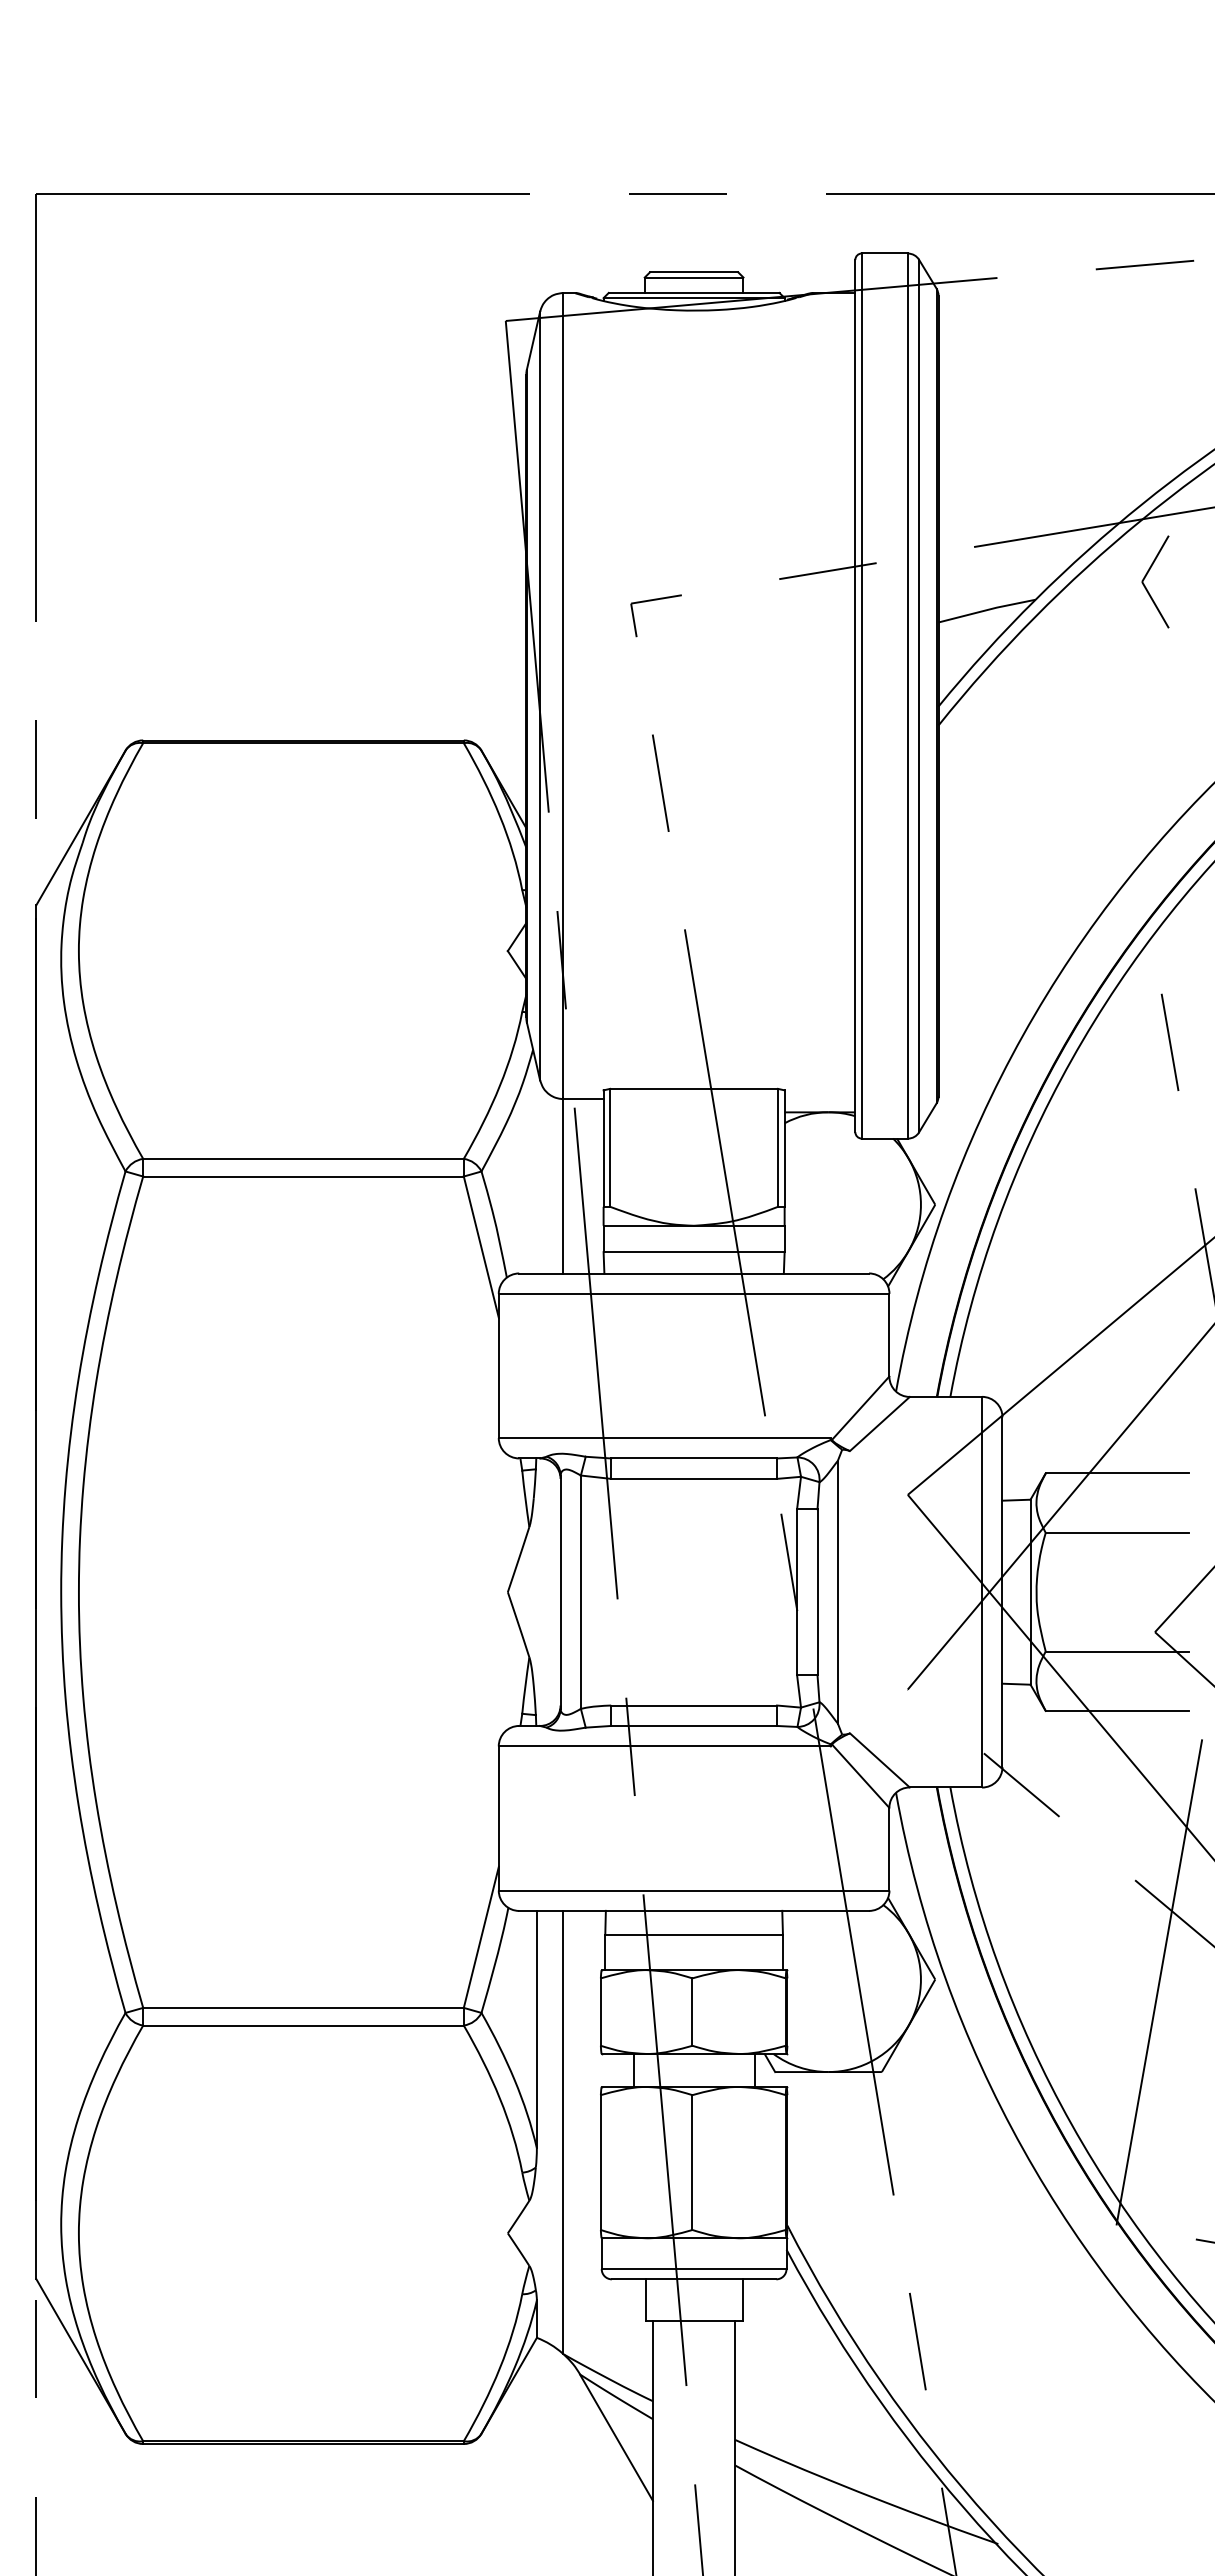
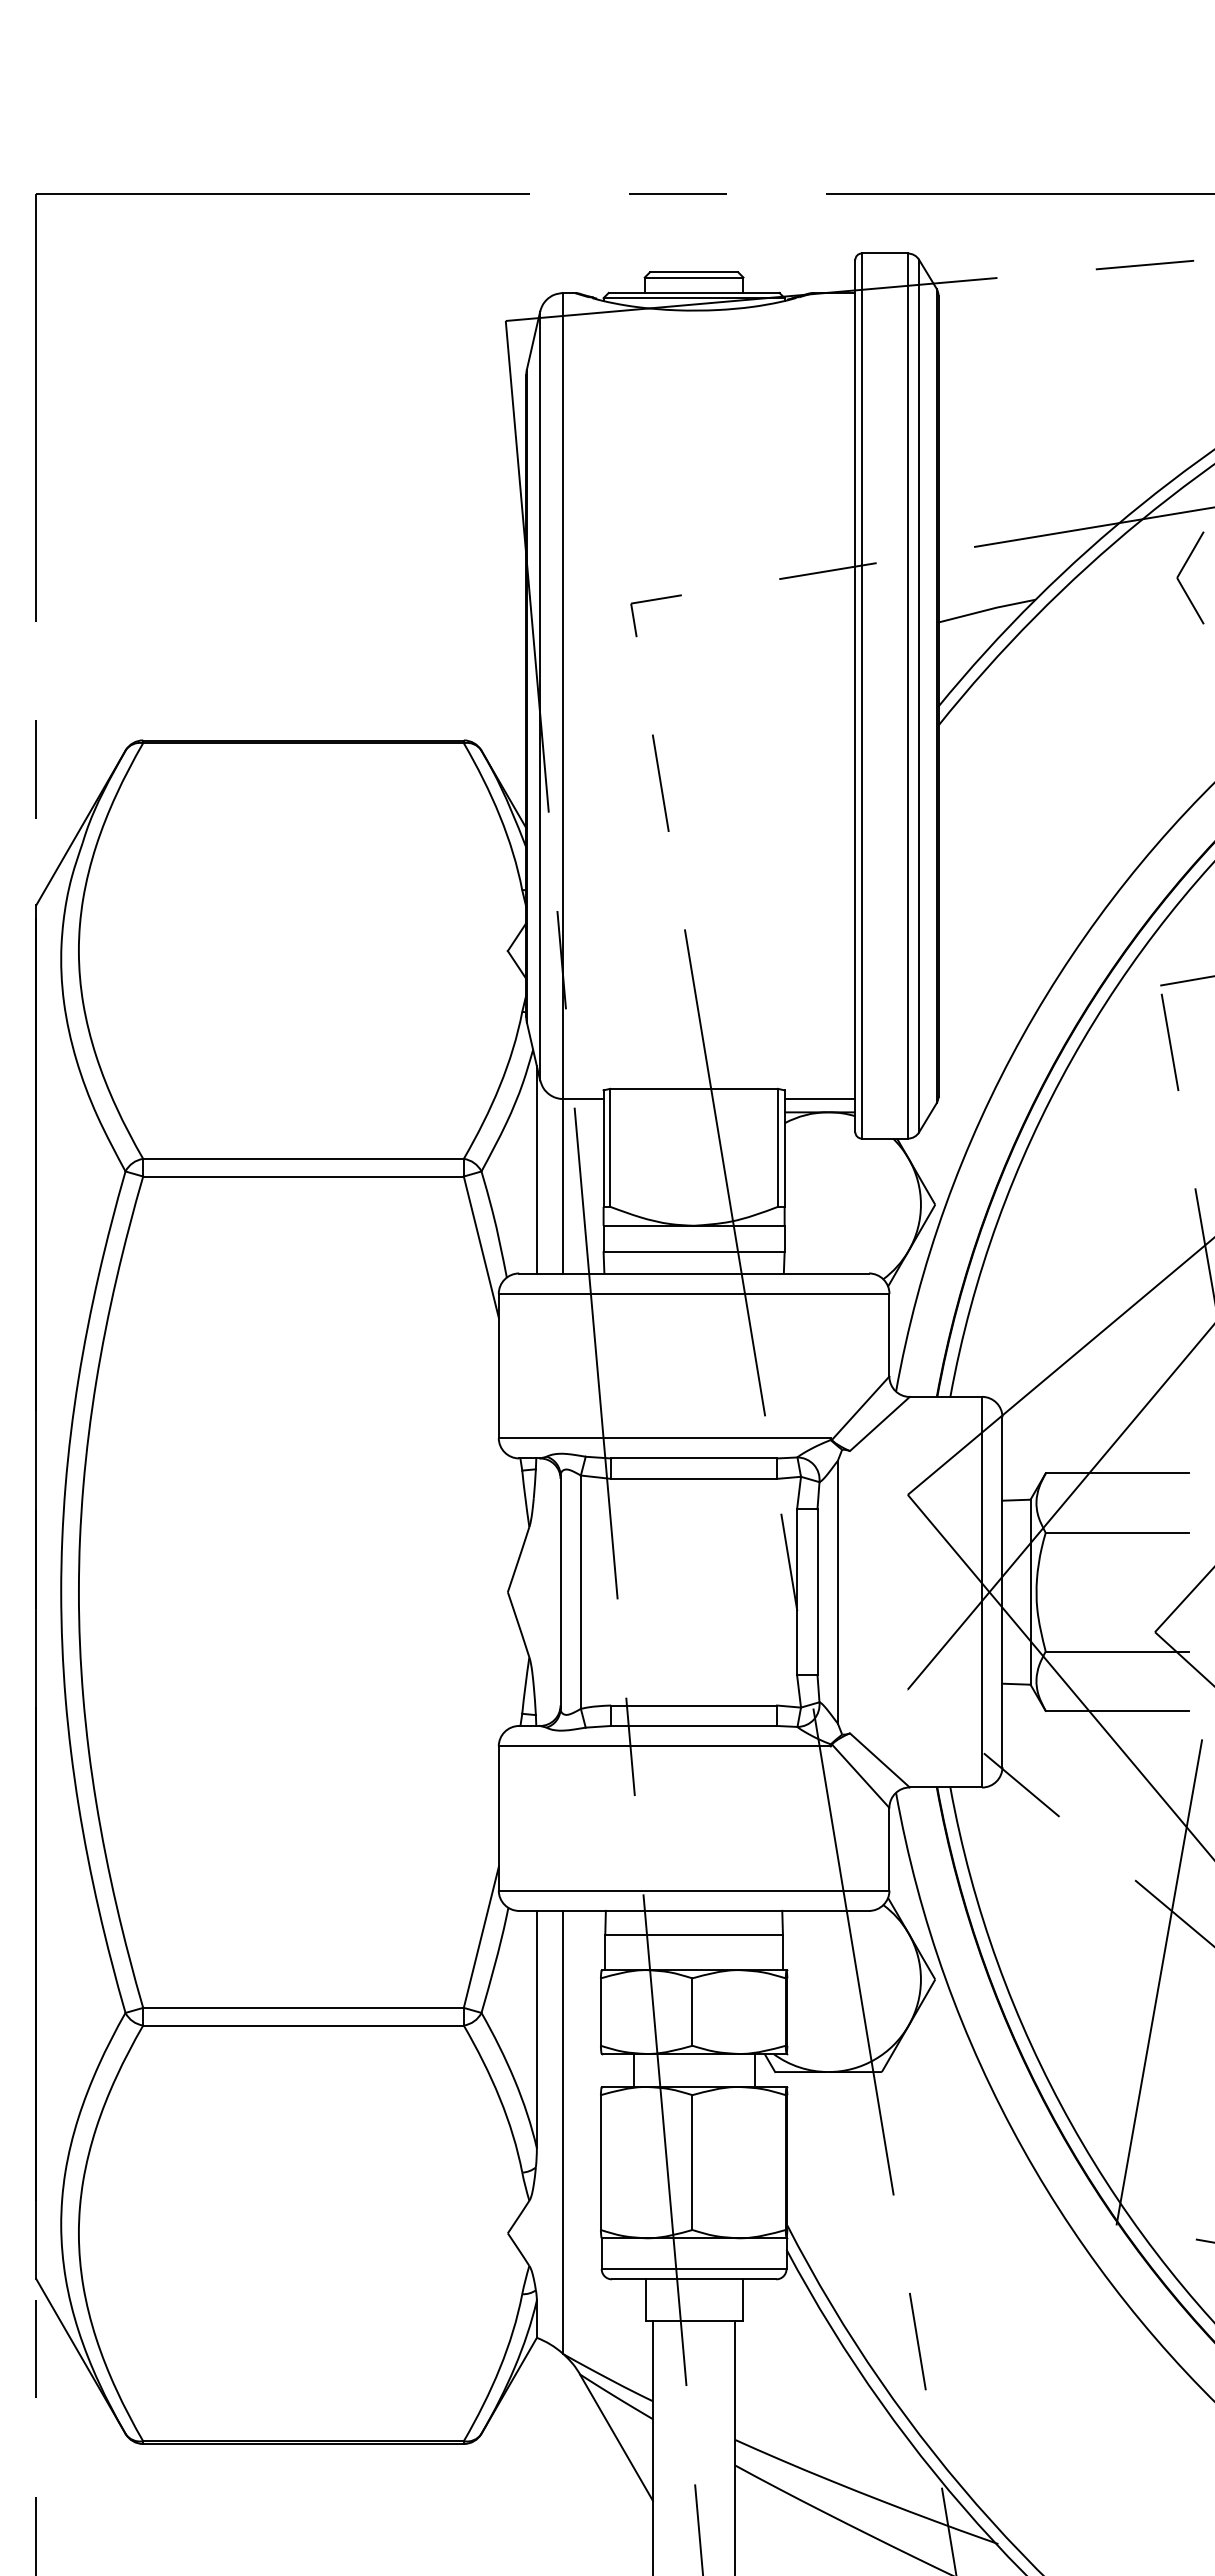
part position: (1146, 576) -> (1181, 572) (1181, 572)
line: none -> present (1185, 980)
line: none -> present (819, 1099)
line: none -> present (536, 1169)
